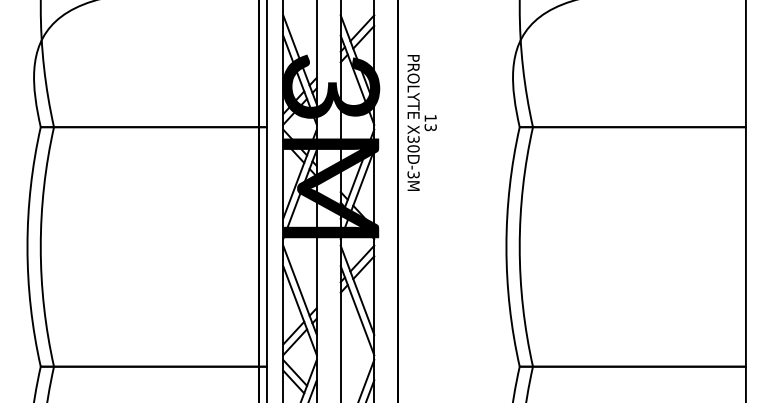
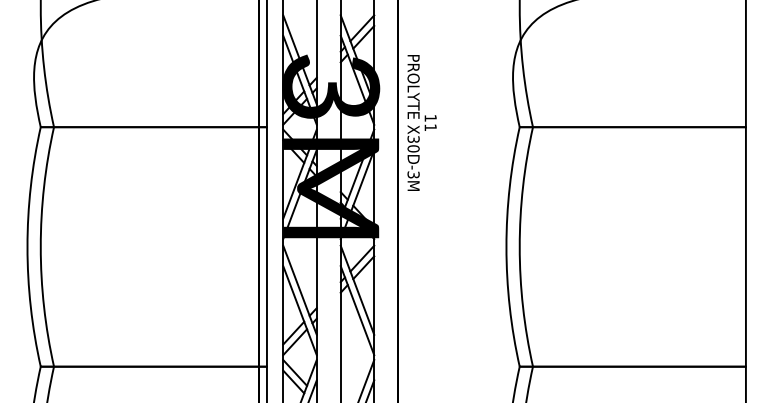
text: 13 -> 11 (430, 127)
